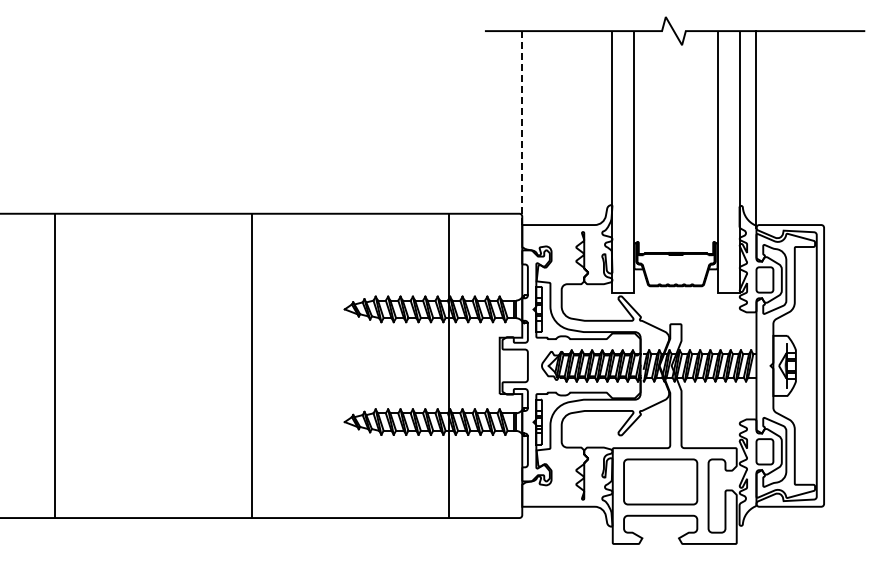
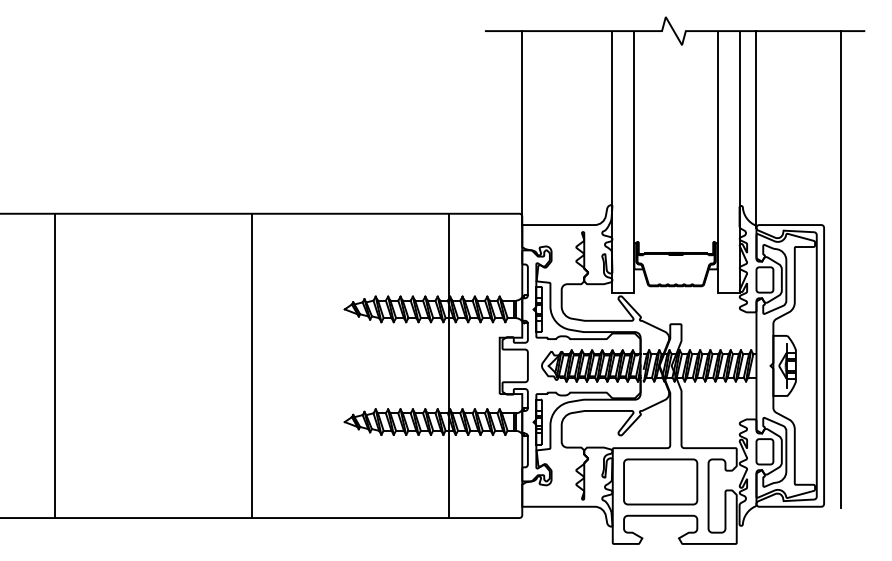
line: dashed -> solid (522, 128)
line: none -> present (841, 269)
